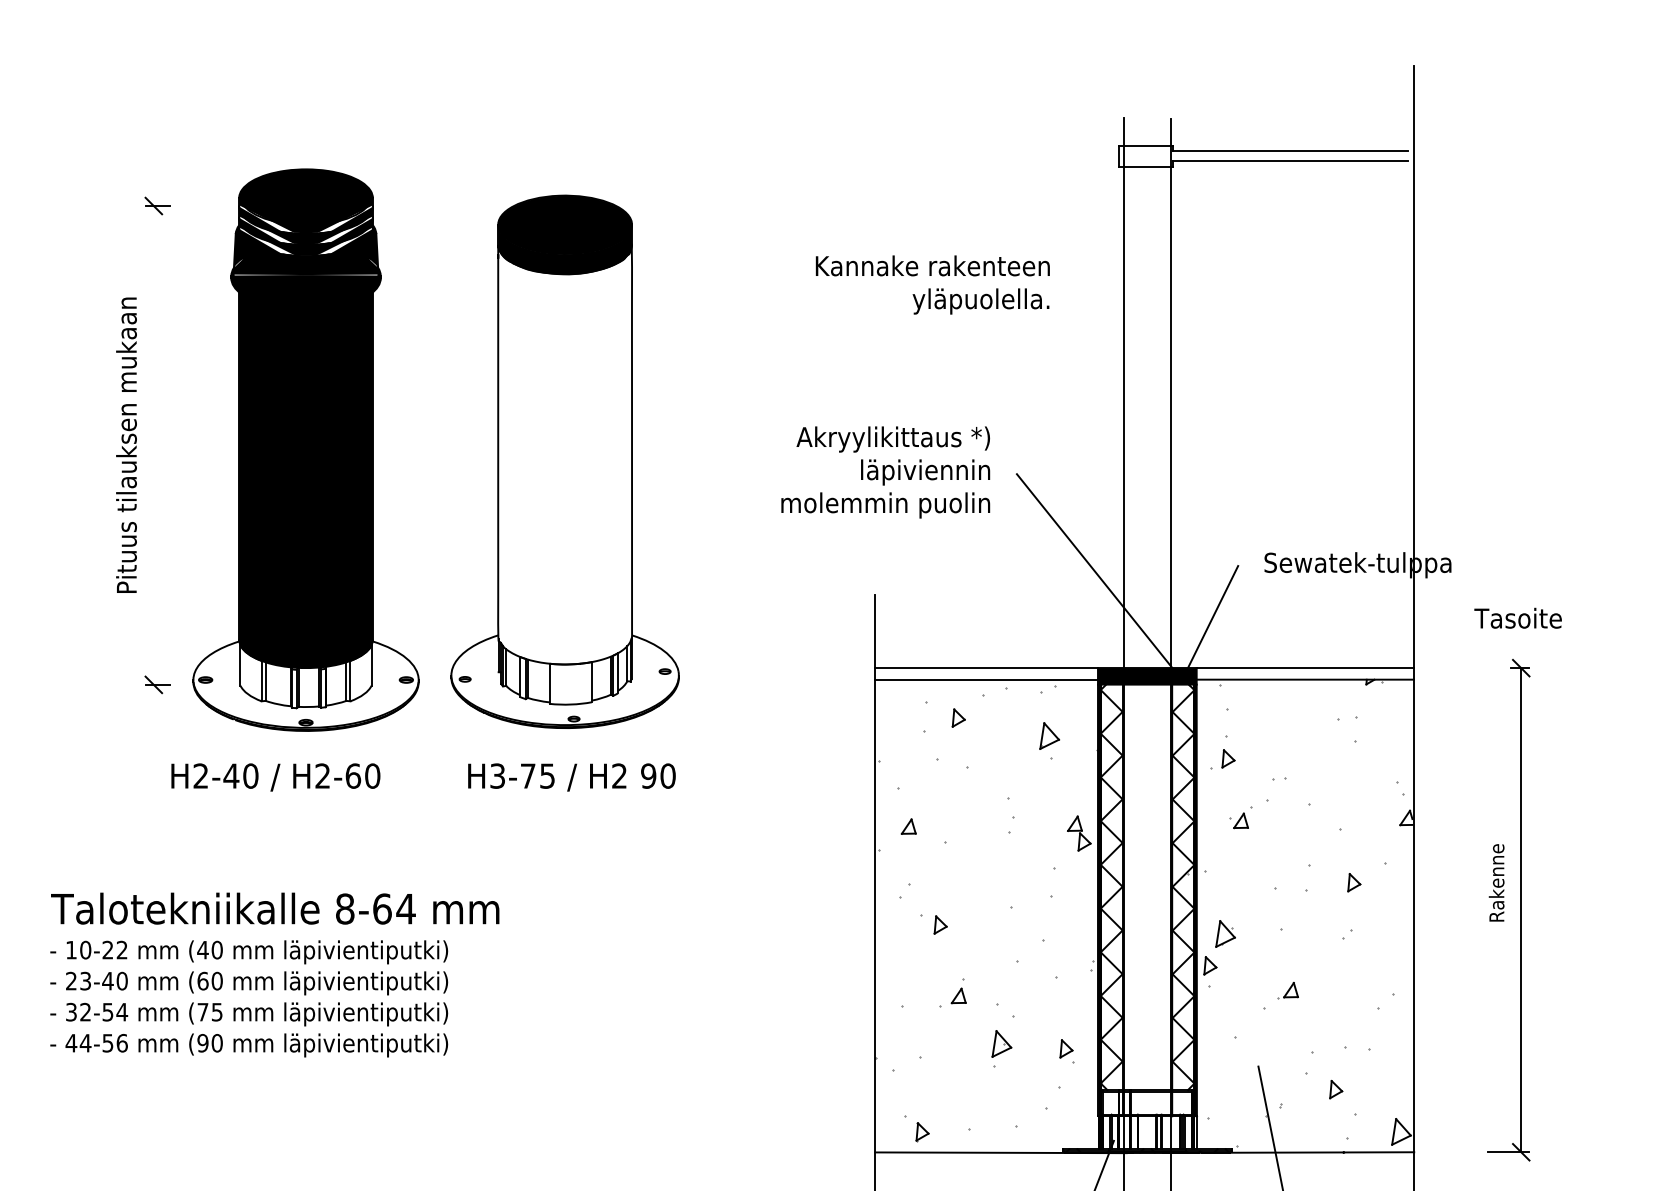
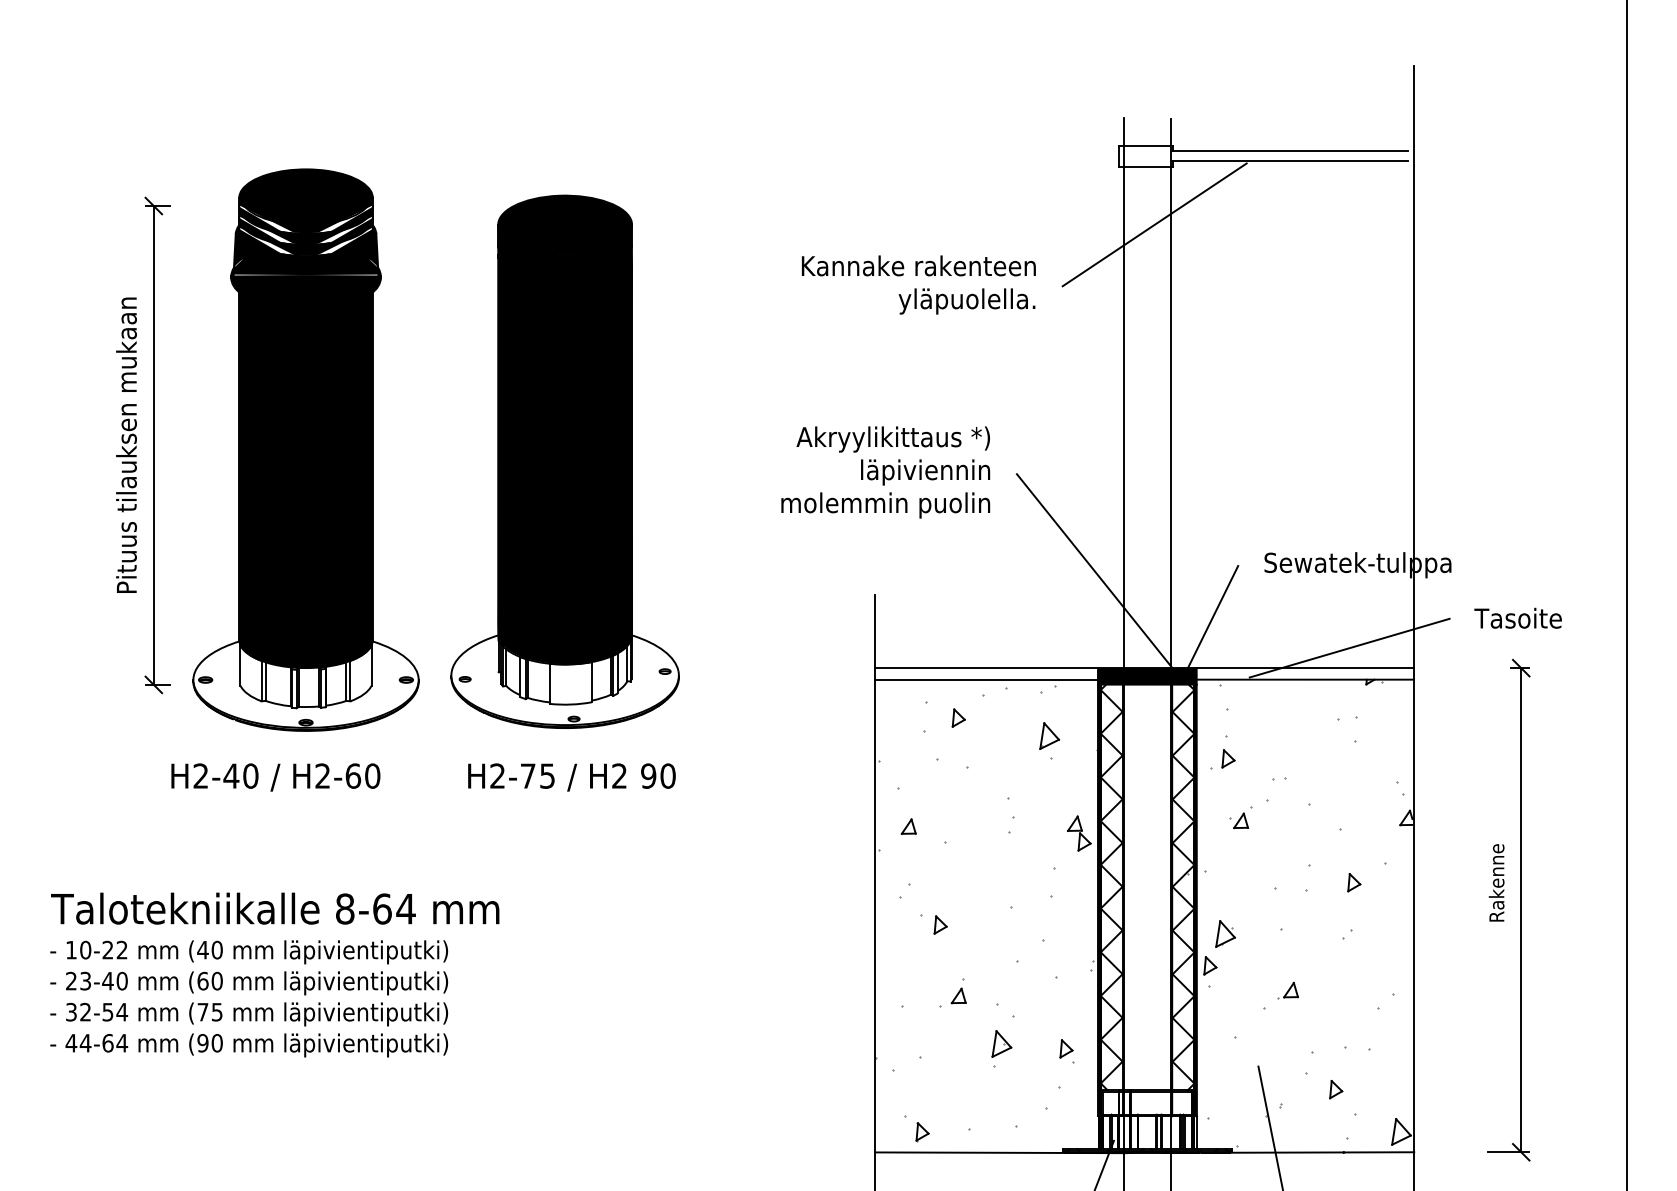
line: none -> present (1154, 224)
text position: (932, 284) -> (918, 284) (918, 284)
line: none -> present (153, 445)
fill: none -> present (565, 454)
line: none -> present (1626, 594)
line: none -> present (1349, 647)
text: H3-75 -> H2-75 (497, 775)
text: 44-56 -> 44-64 (115, 1042)
